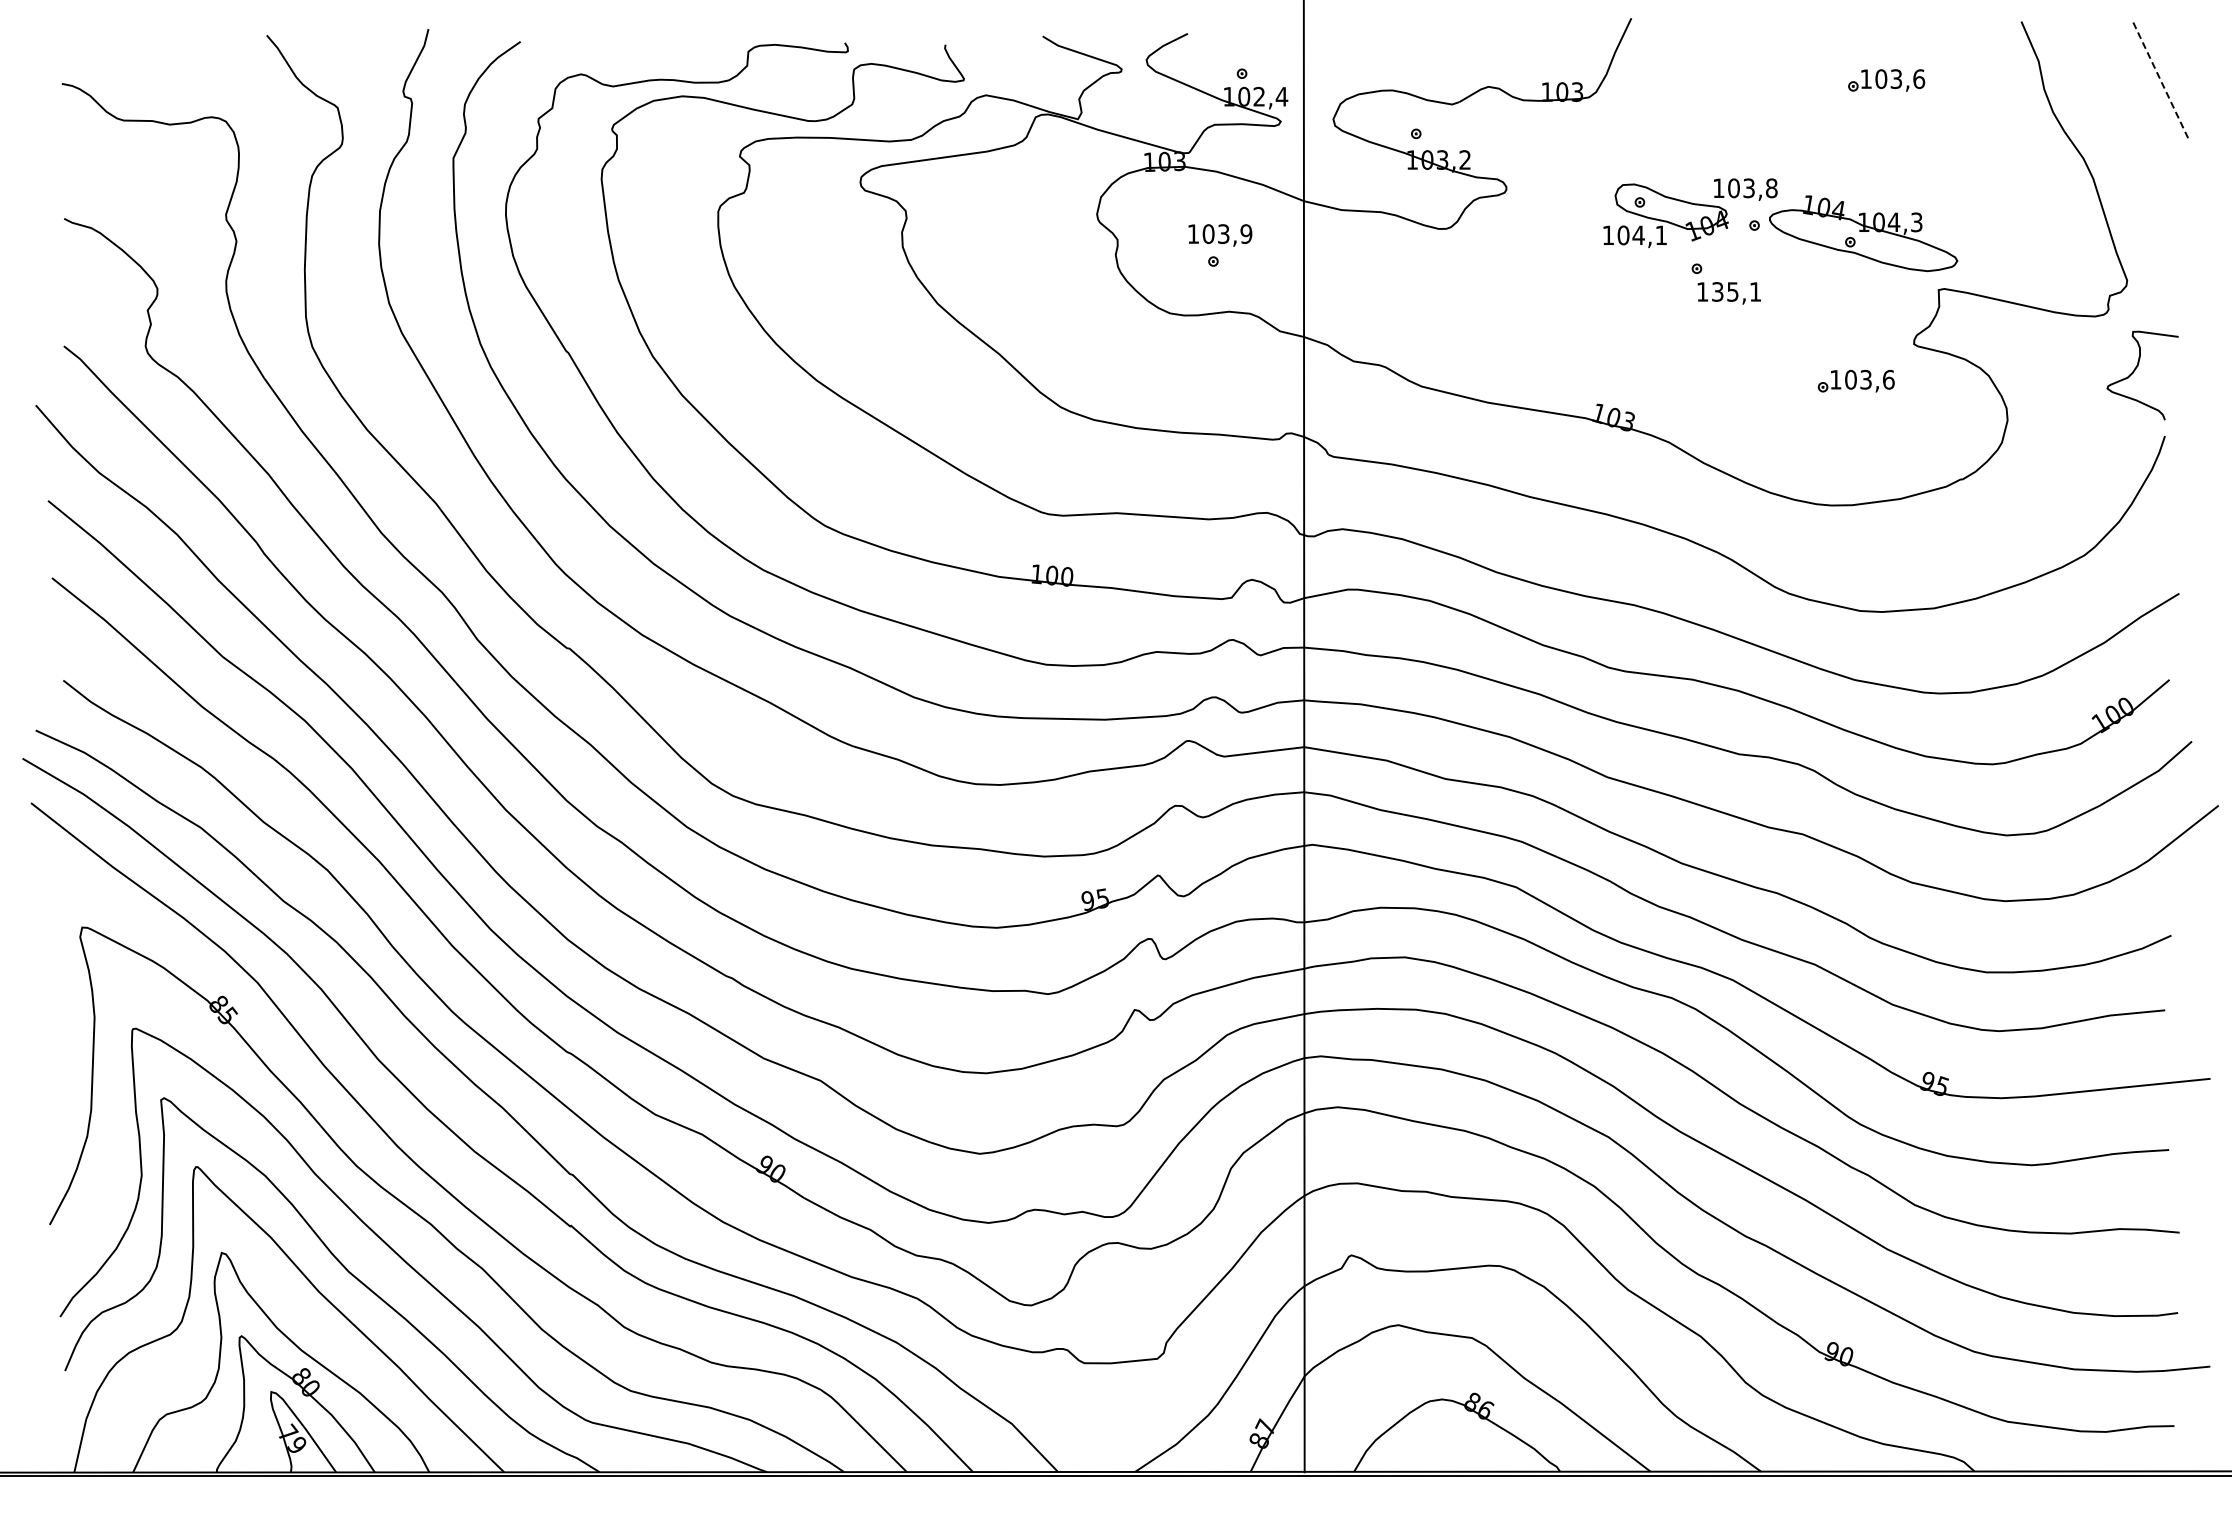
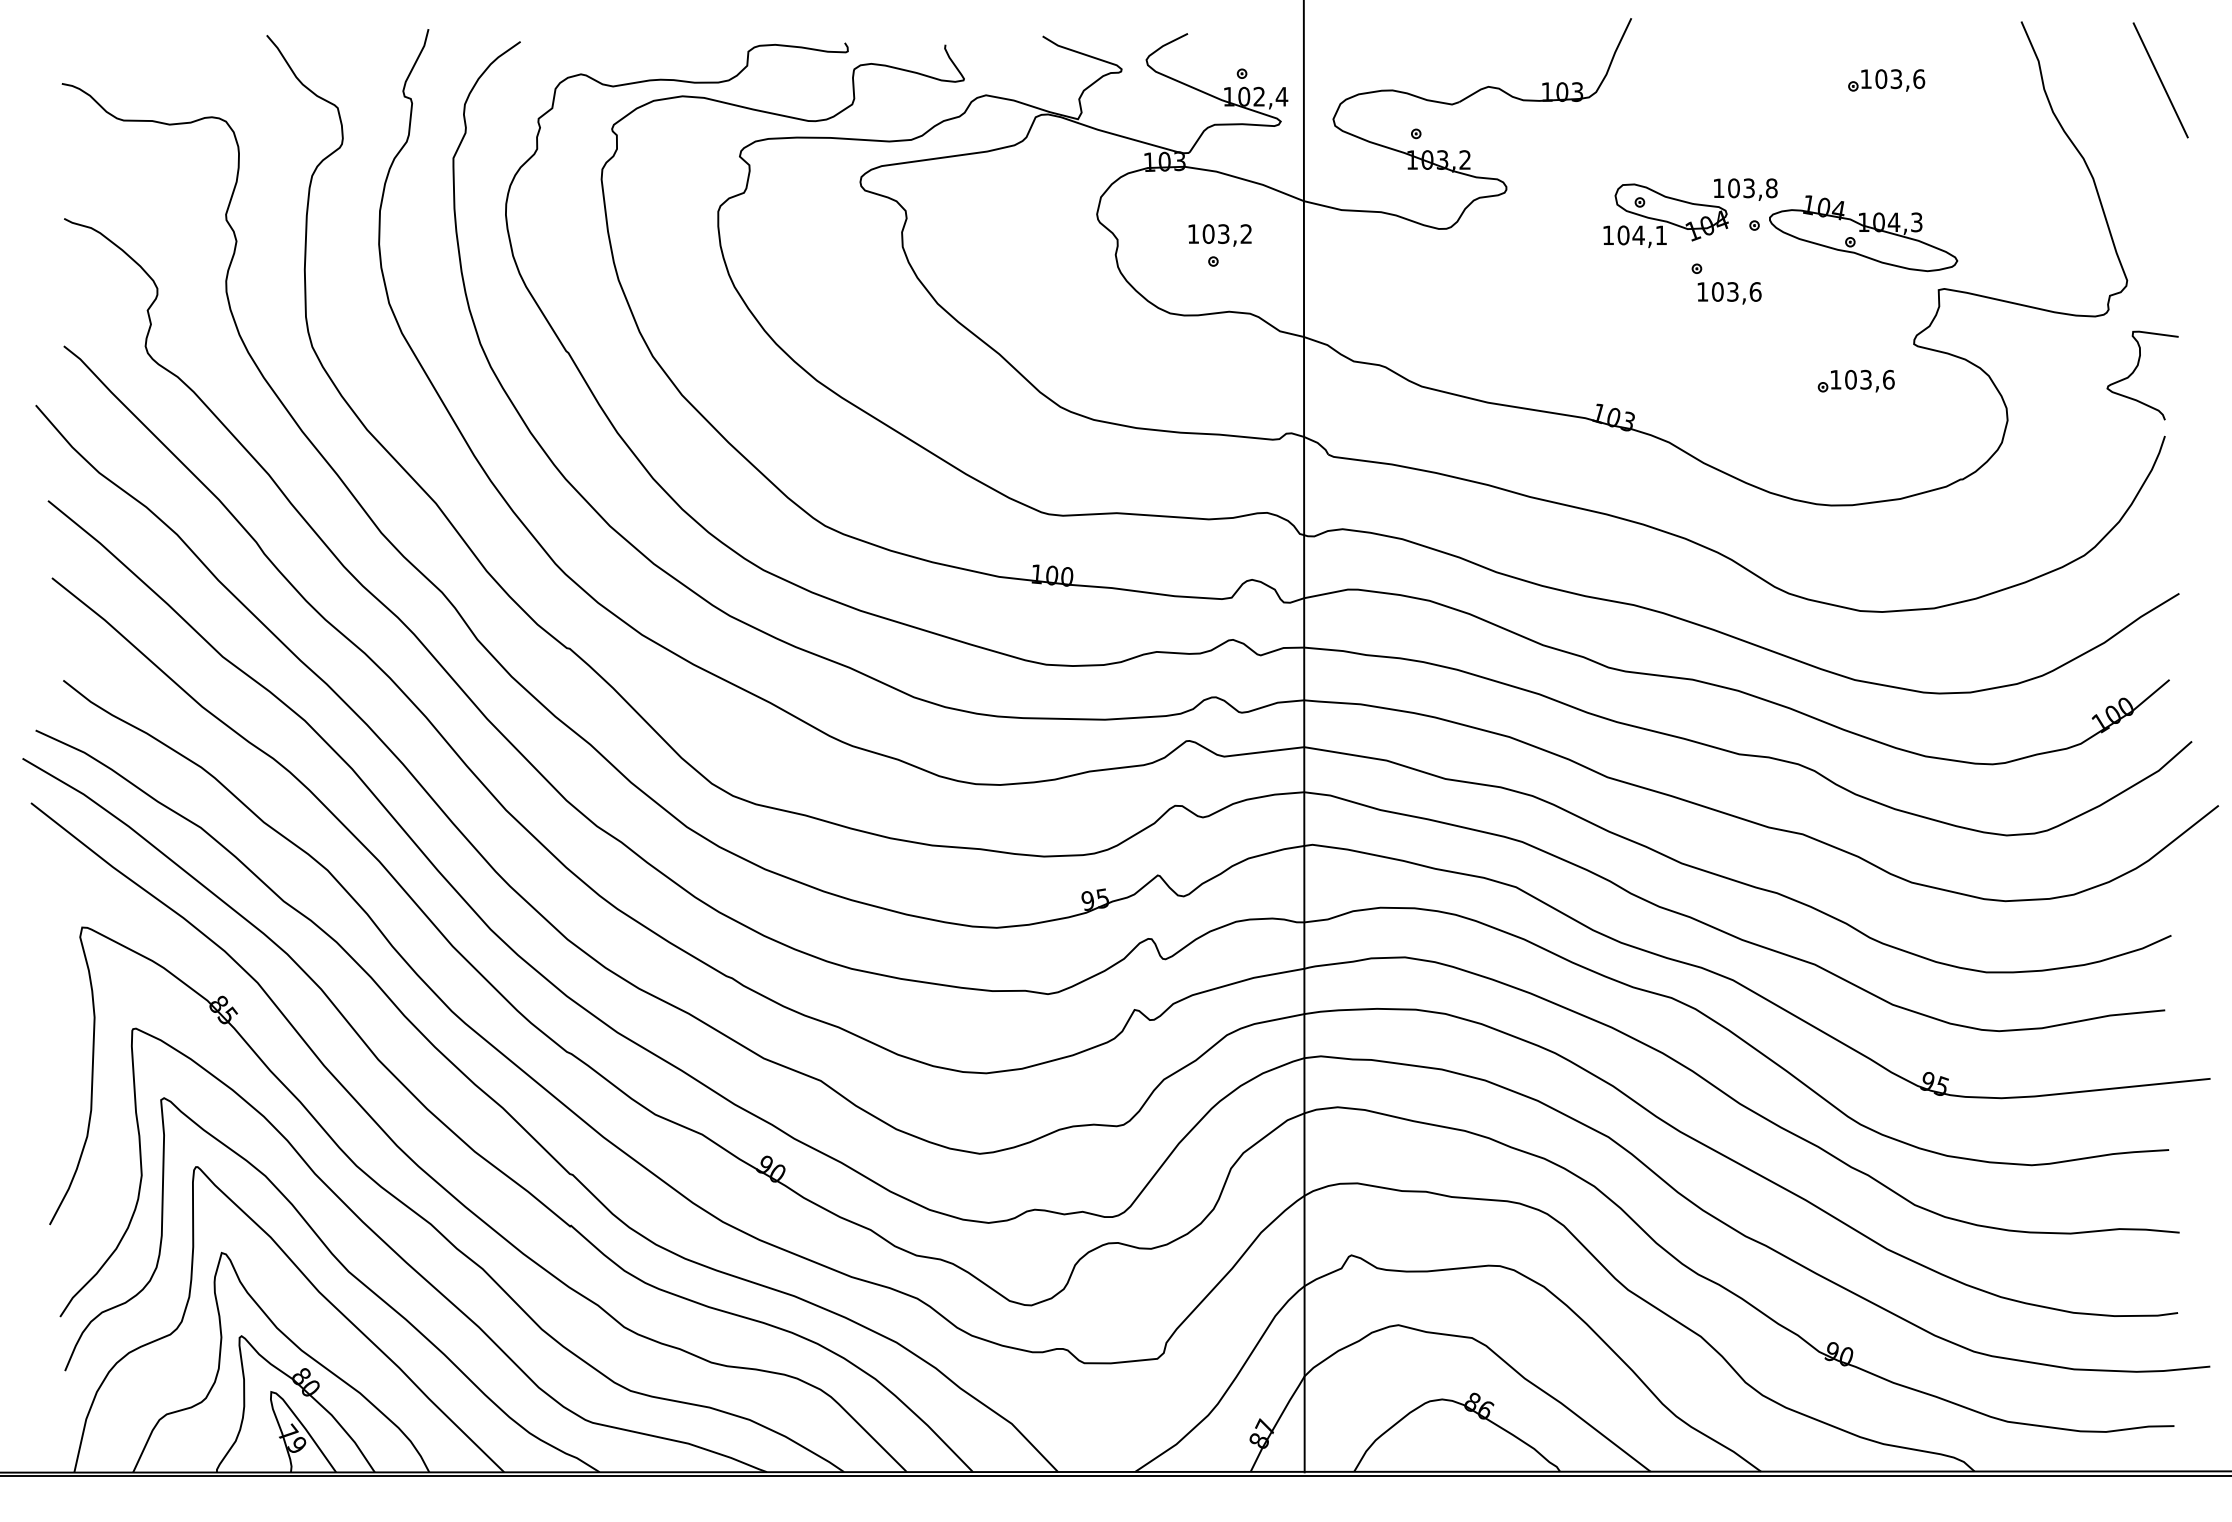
line: dashed -> solid (2160, 80)
text: 103,9 -> 103,2 (1246, 233)
text: 135,1 -> 103,6 (1736, 291)
